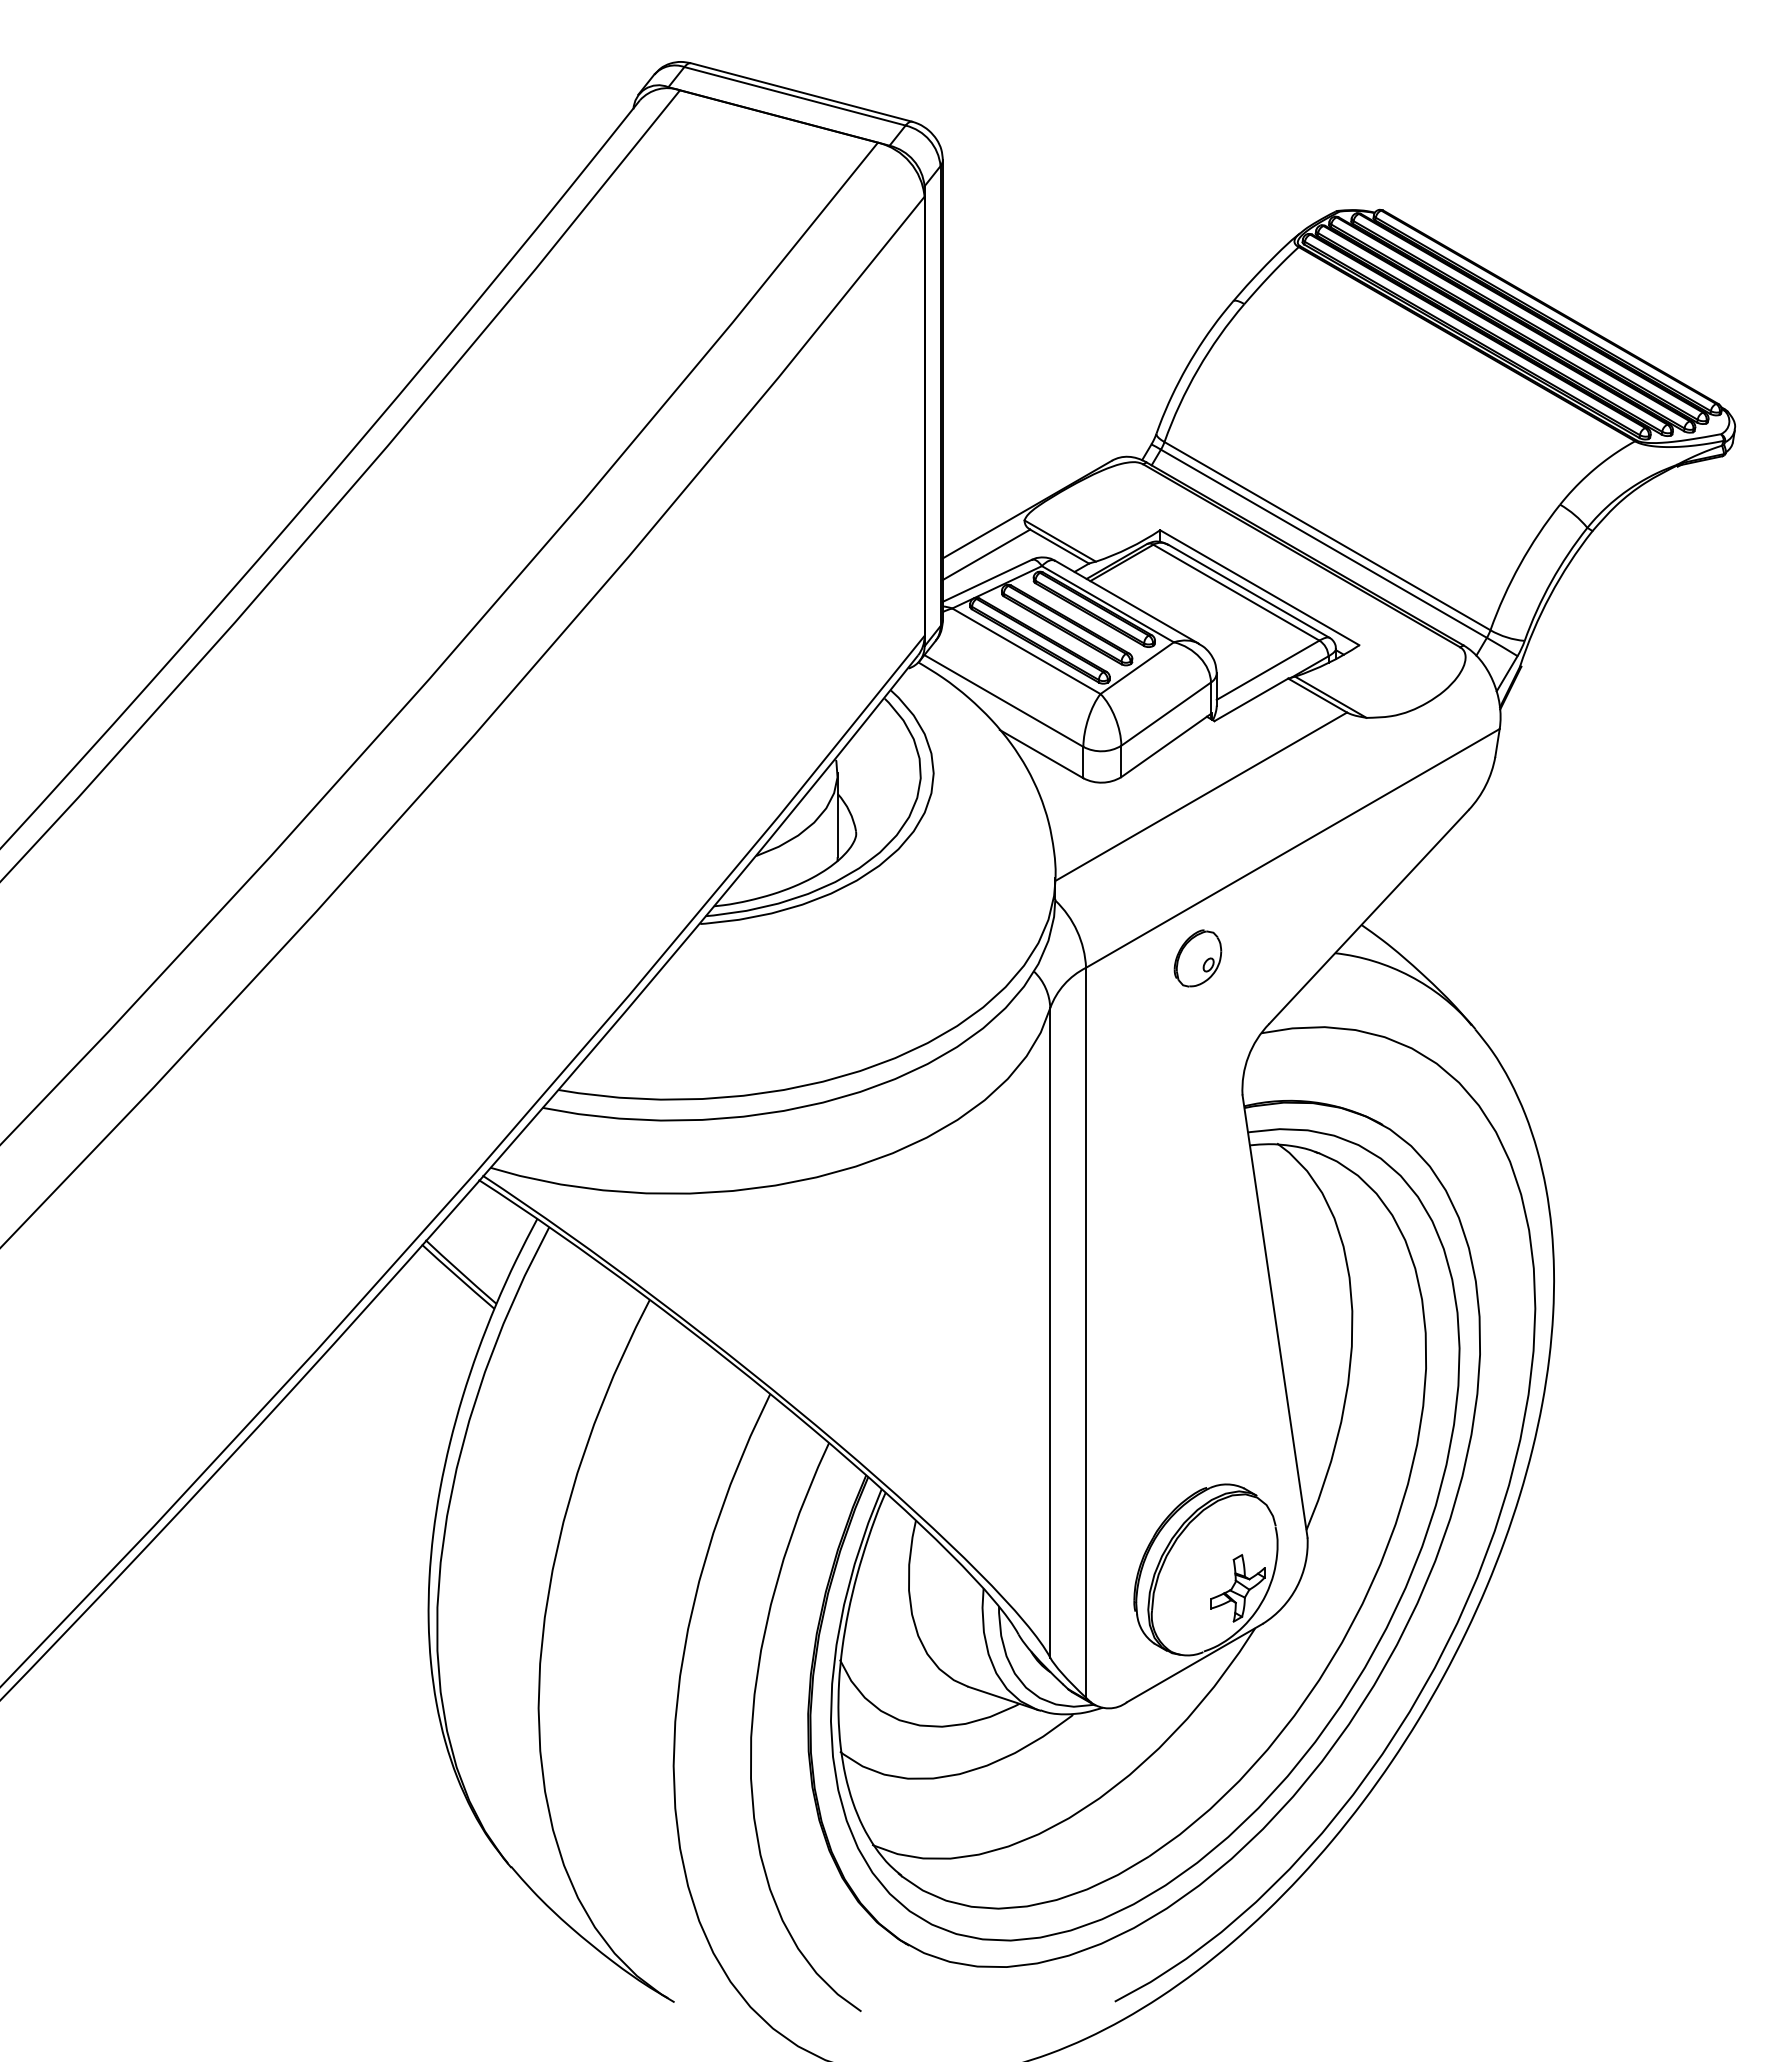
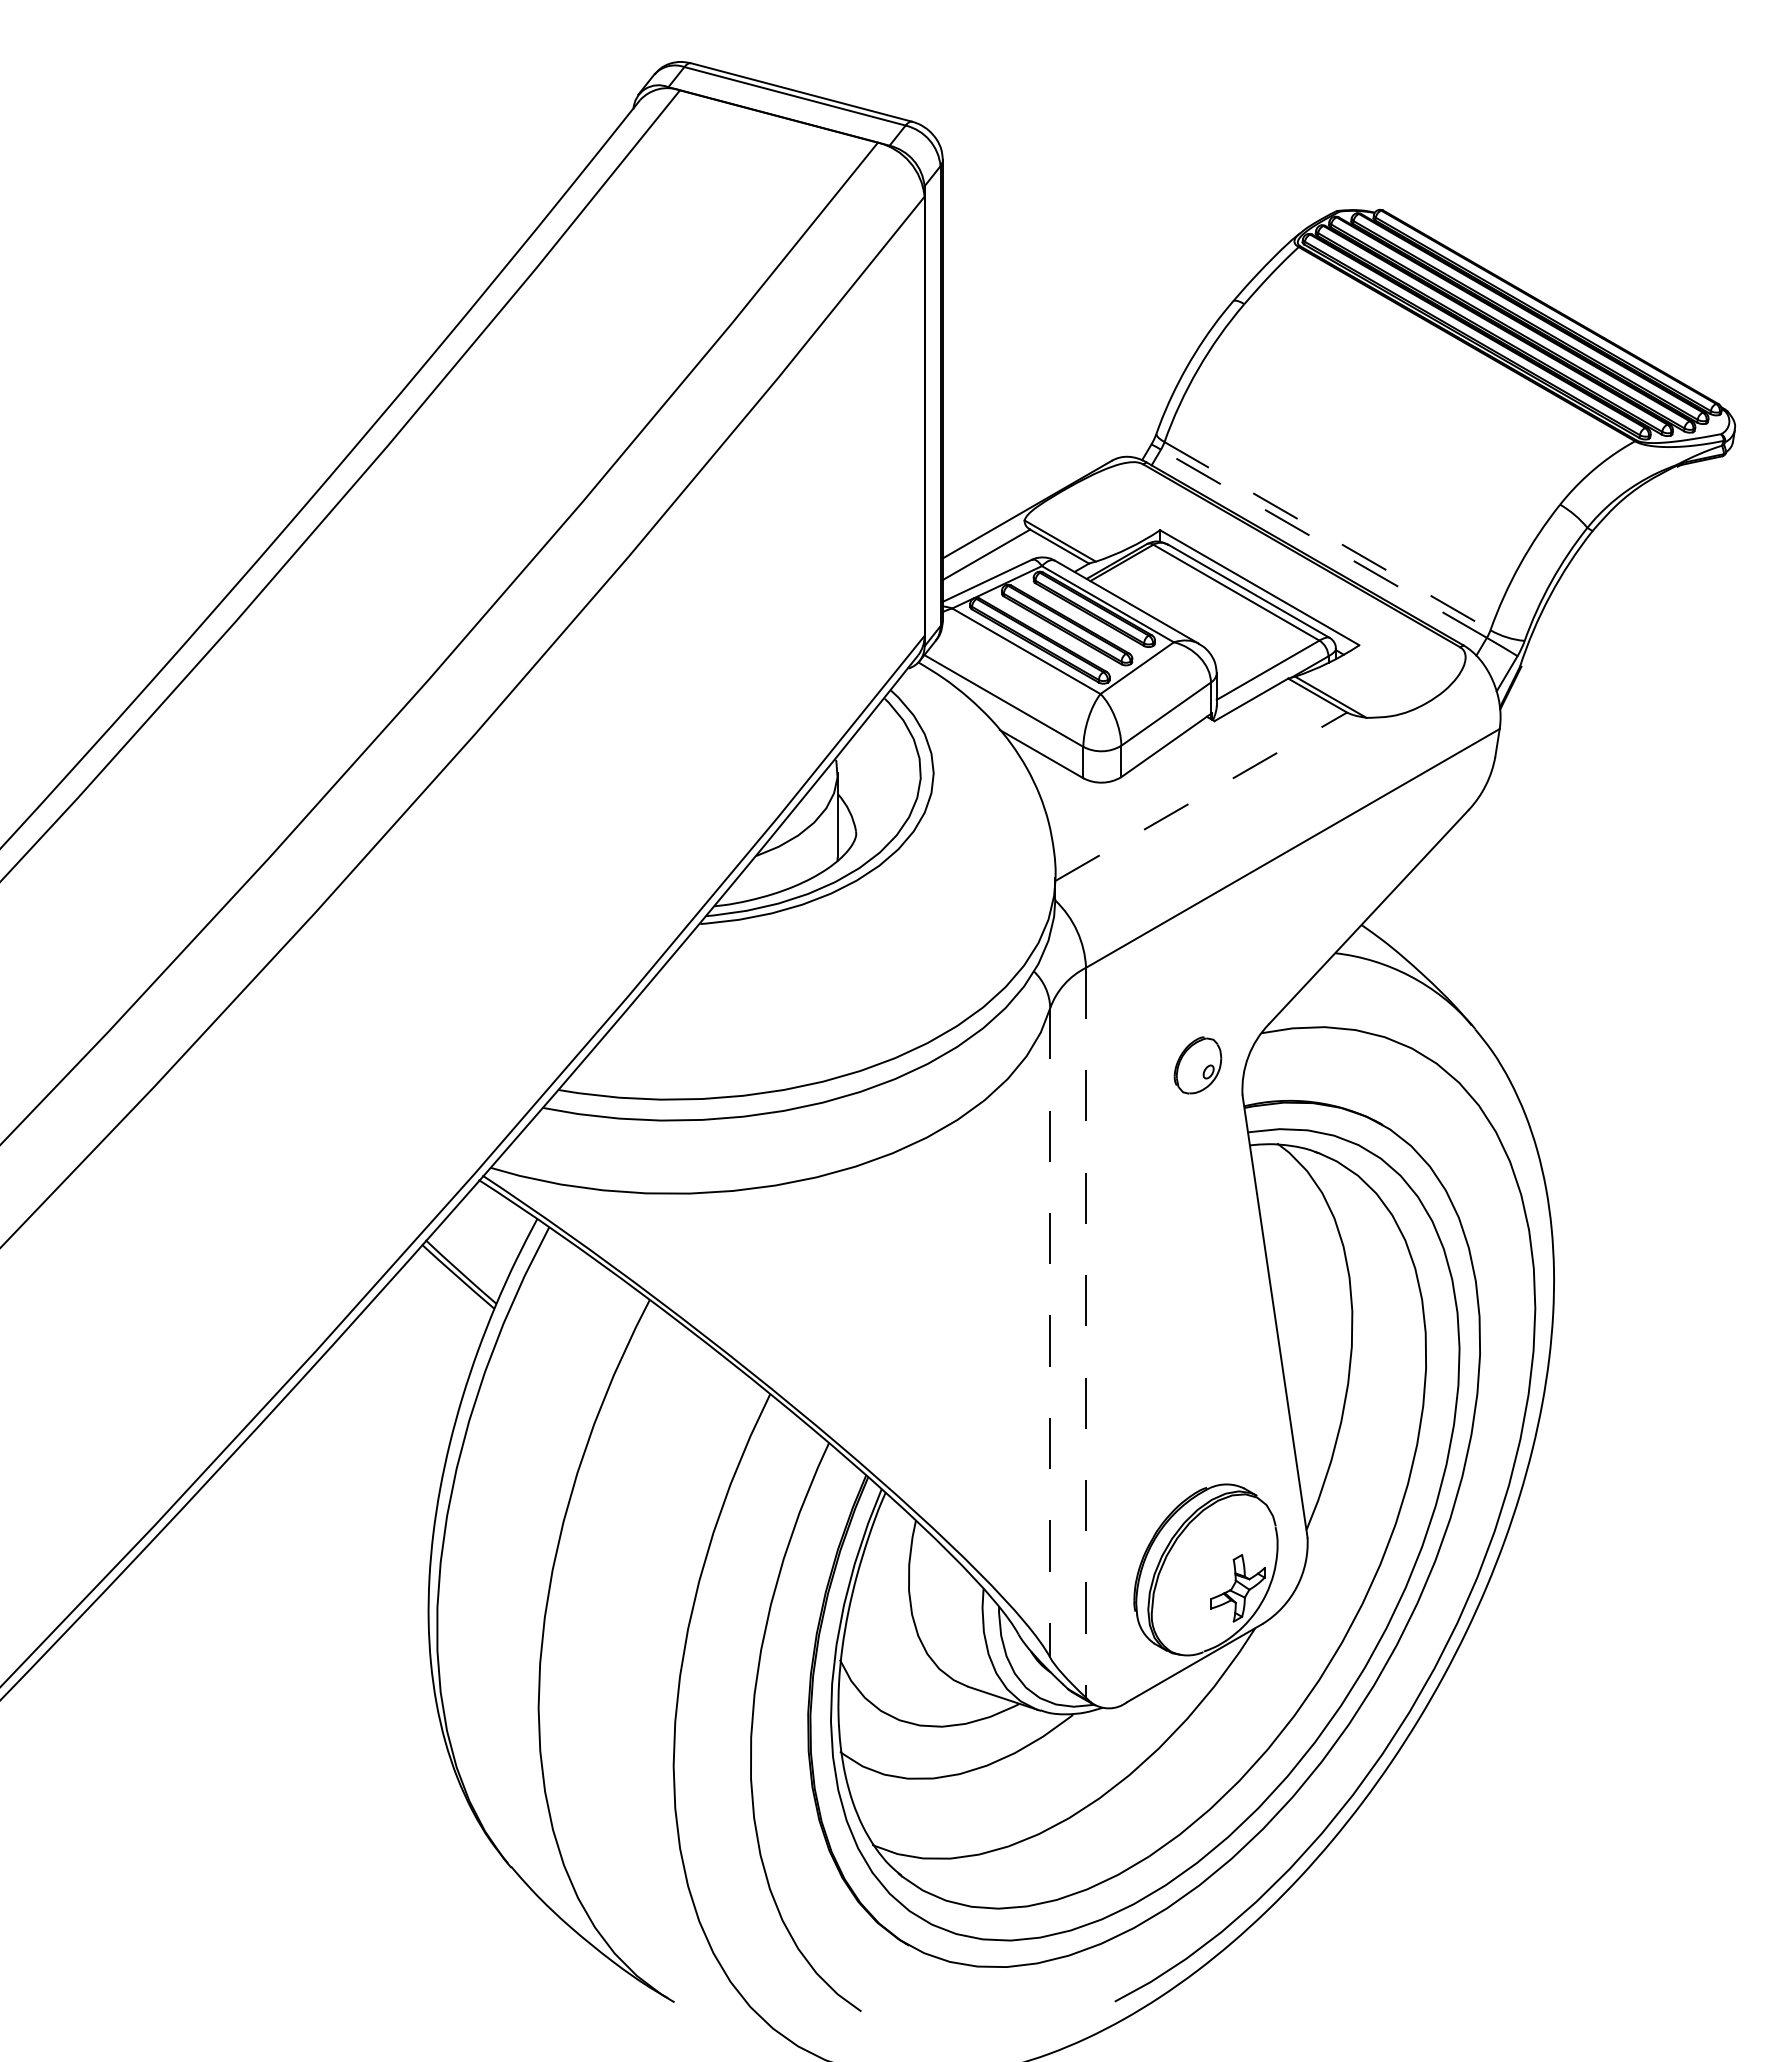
line: solid -> dashed (1327, 536)
line: solid -> dashed (1323, 543)
line: solid -> dashed (1201, 796)
part position: (1197, 958) -> (1197, 1065) (1197, 1065)
line: solid -> dashed (1050, 1332)
line: solid -> dashed (1086, 1332)
